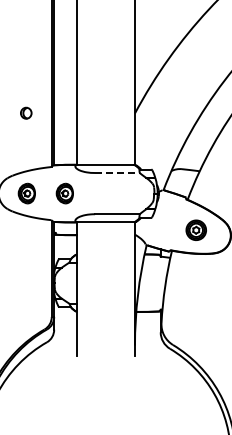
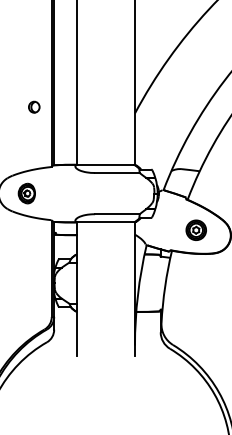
part position: (26, 112) -> (34, 106) (34, 106)
line: dashed -> solid (117, 173)
part: present -> none (64, 193)
